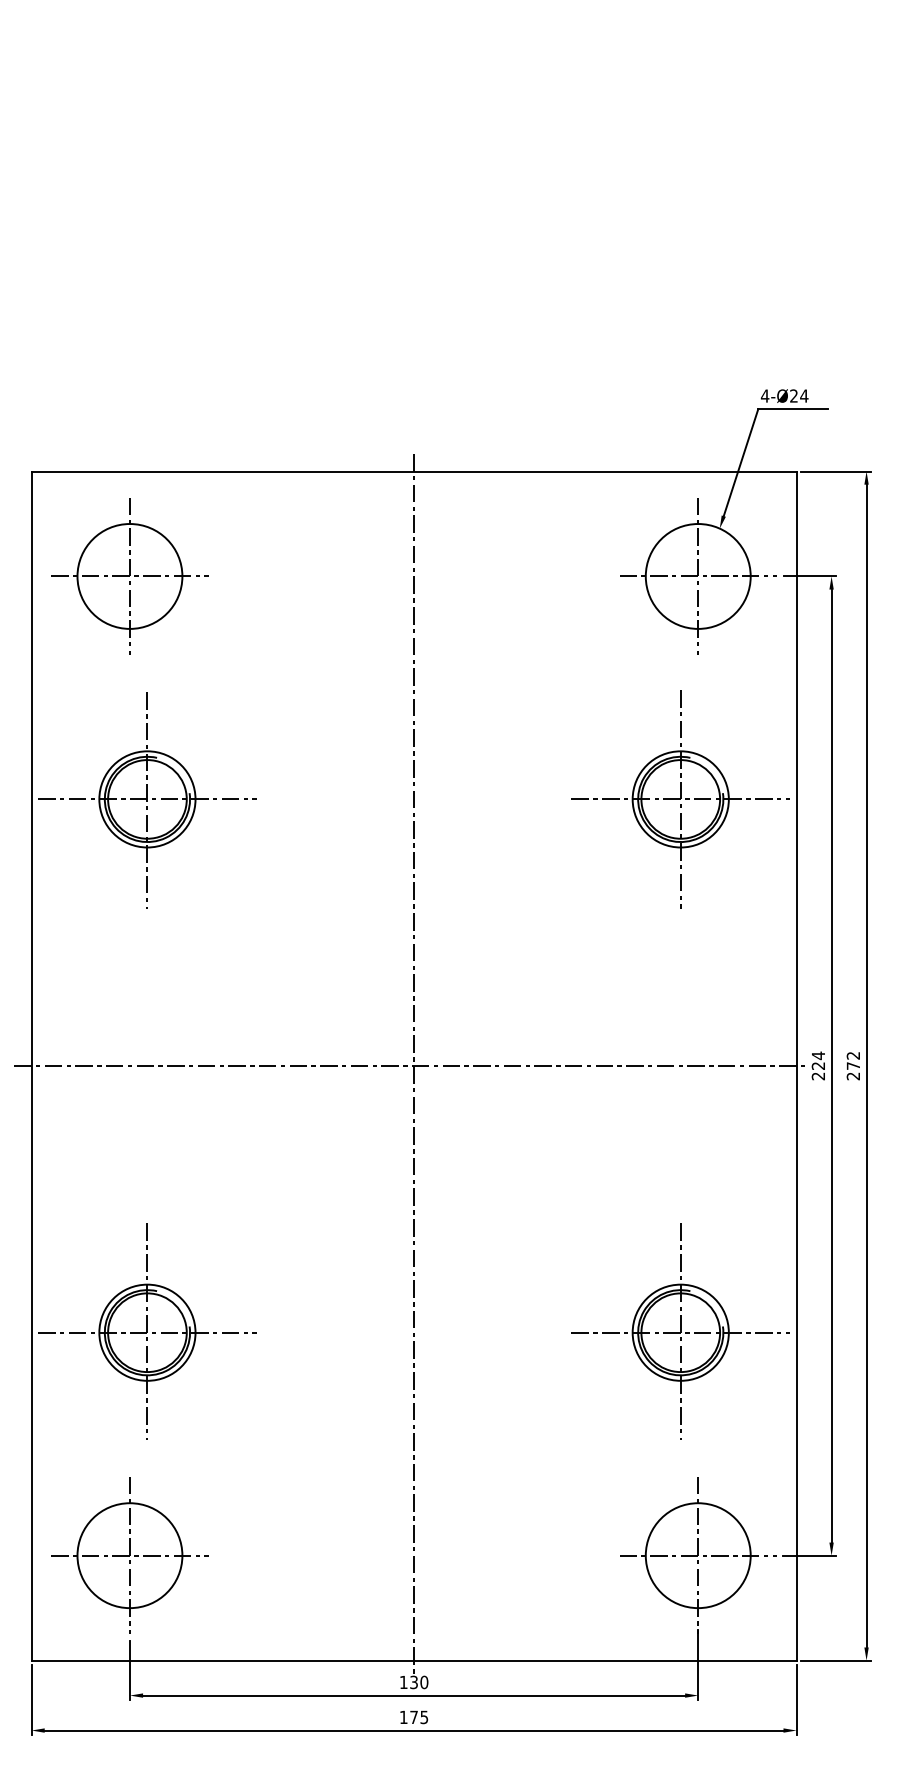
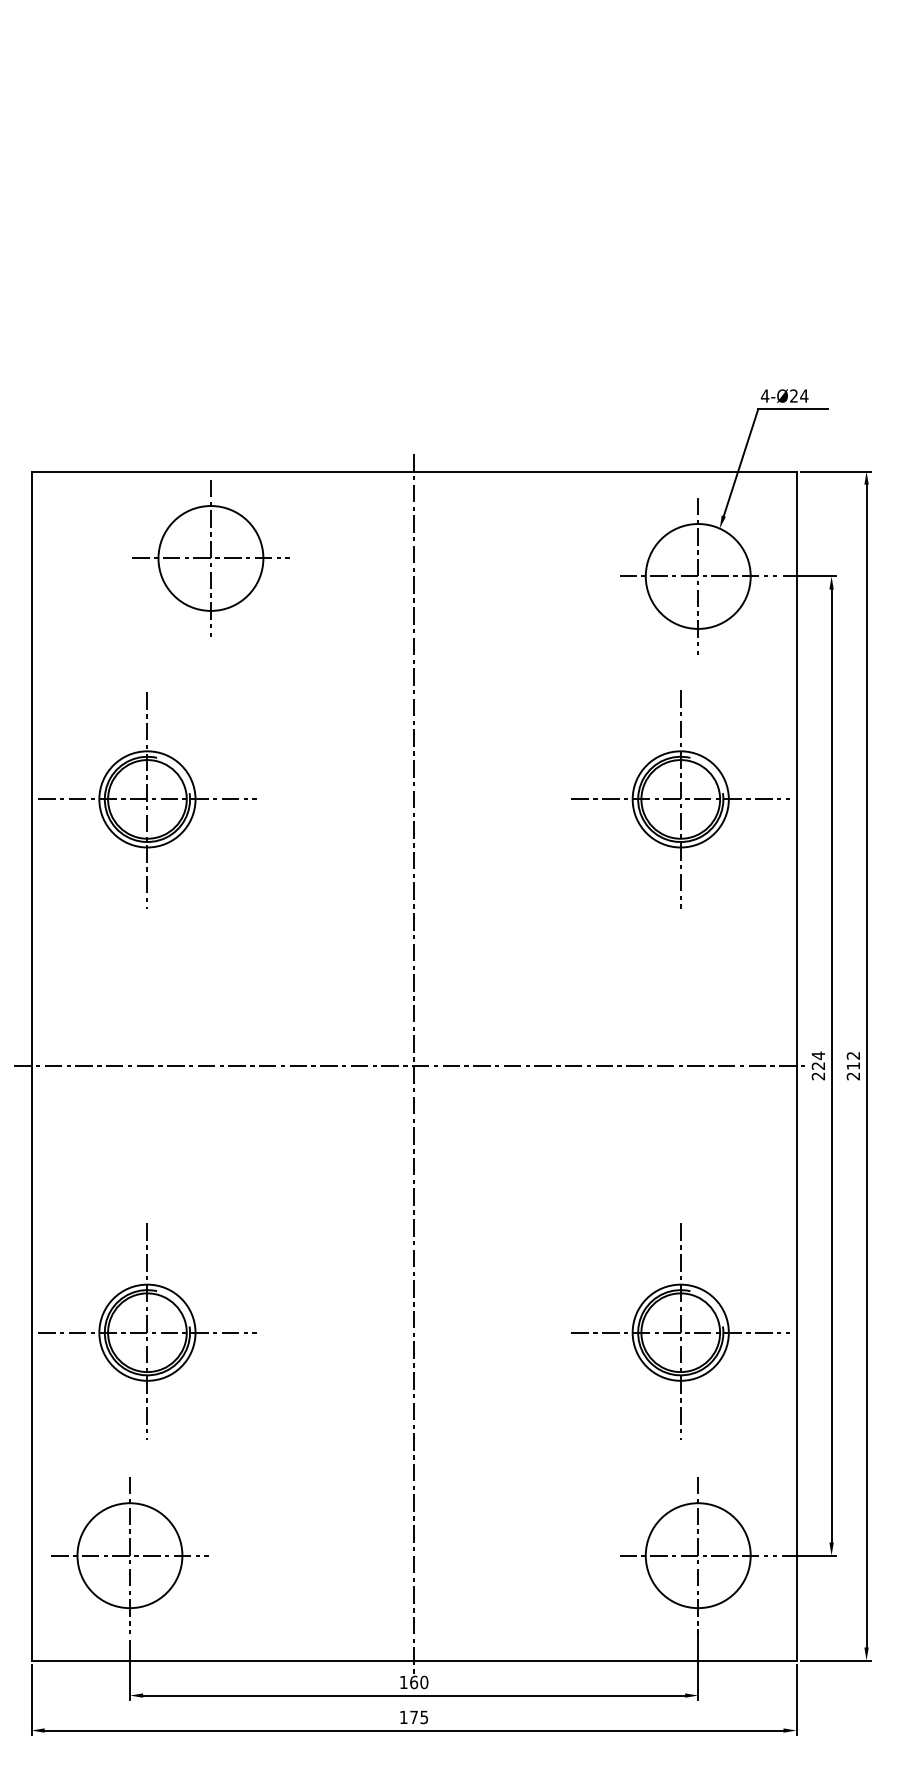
part position: (129, 576) -> (210, 558) (210, 558)
text: 272 -> 212 (852, 1065)
text: 130 -> 160 (414, 1682)
